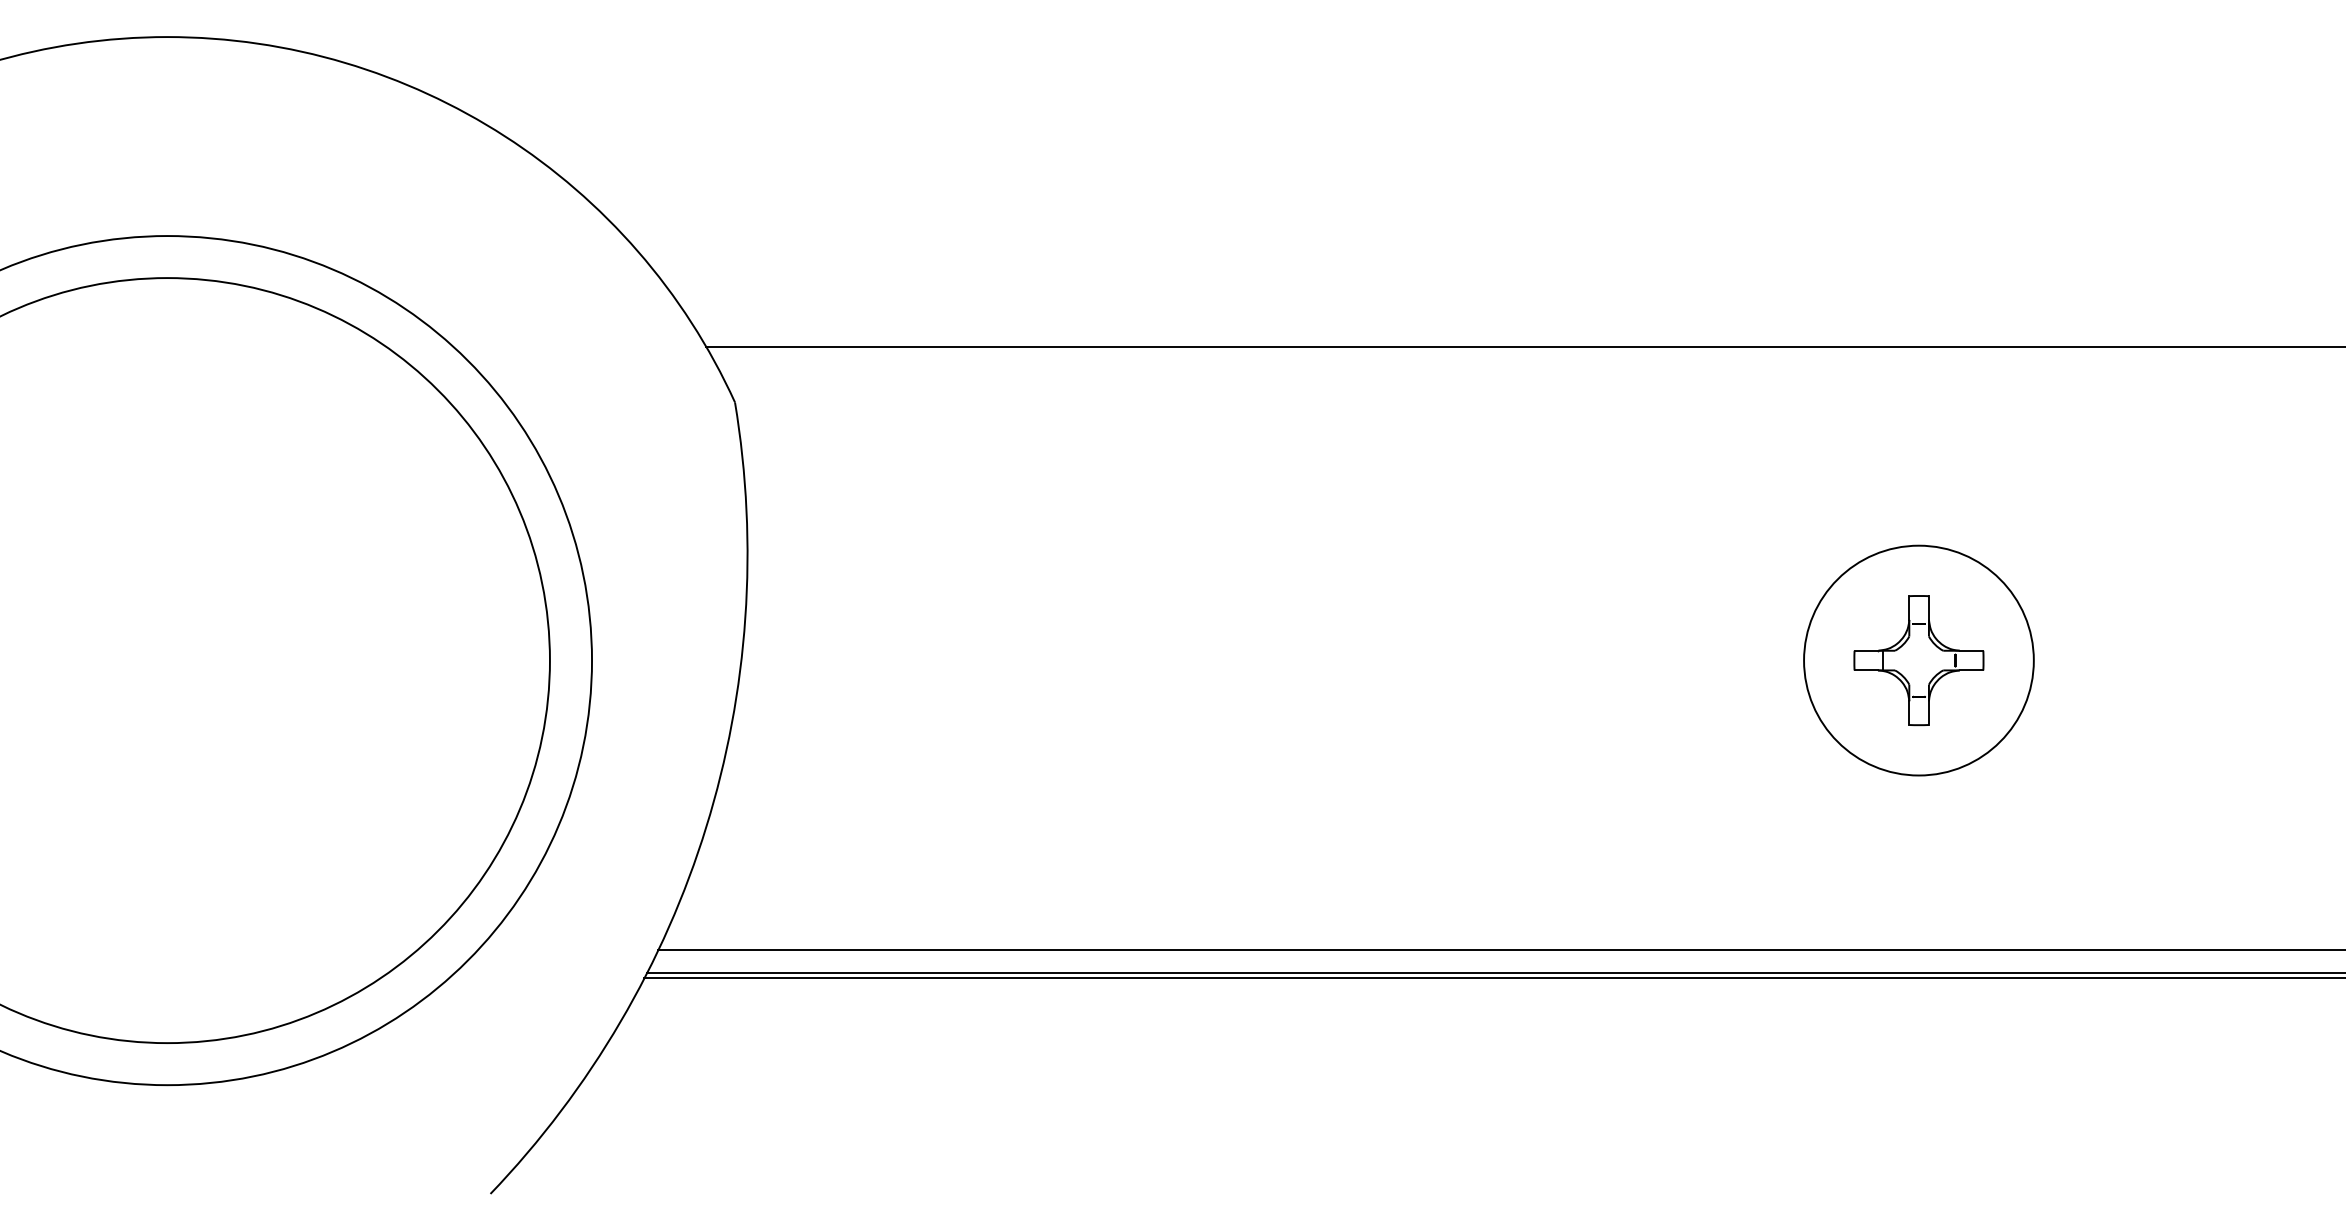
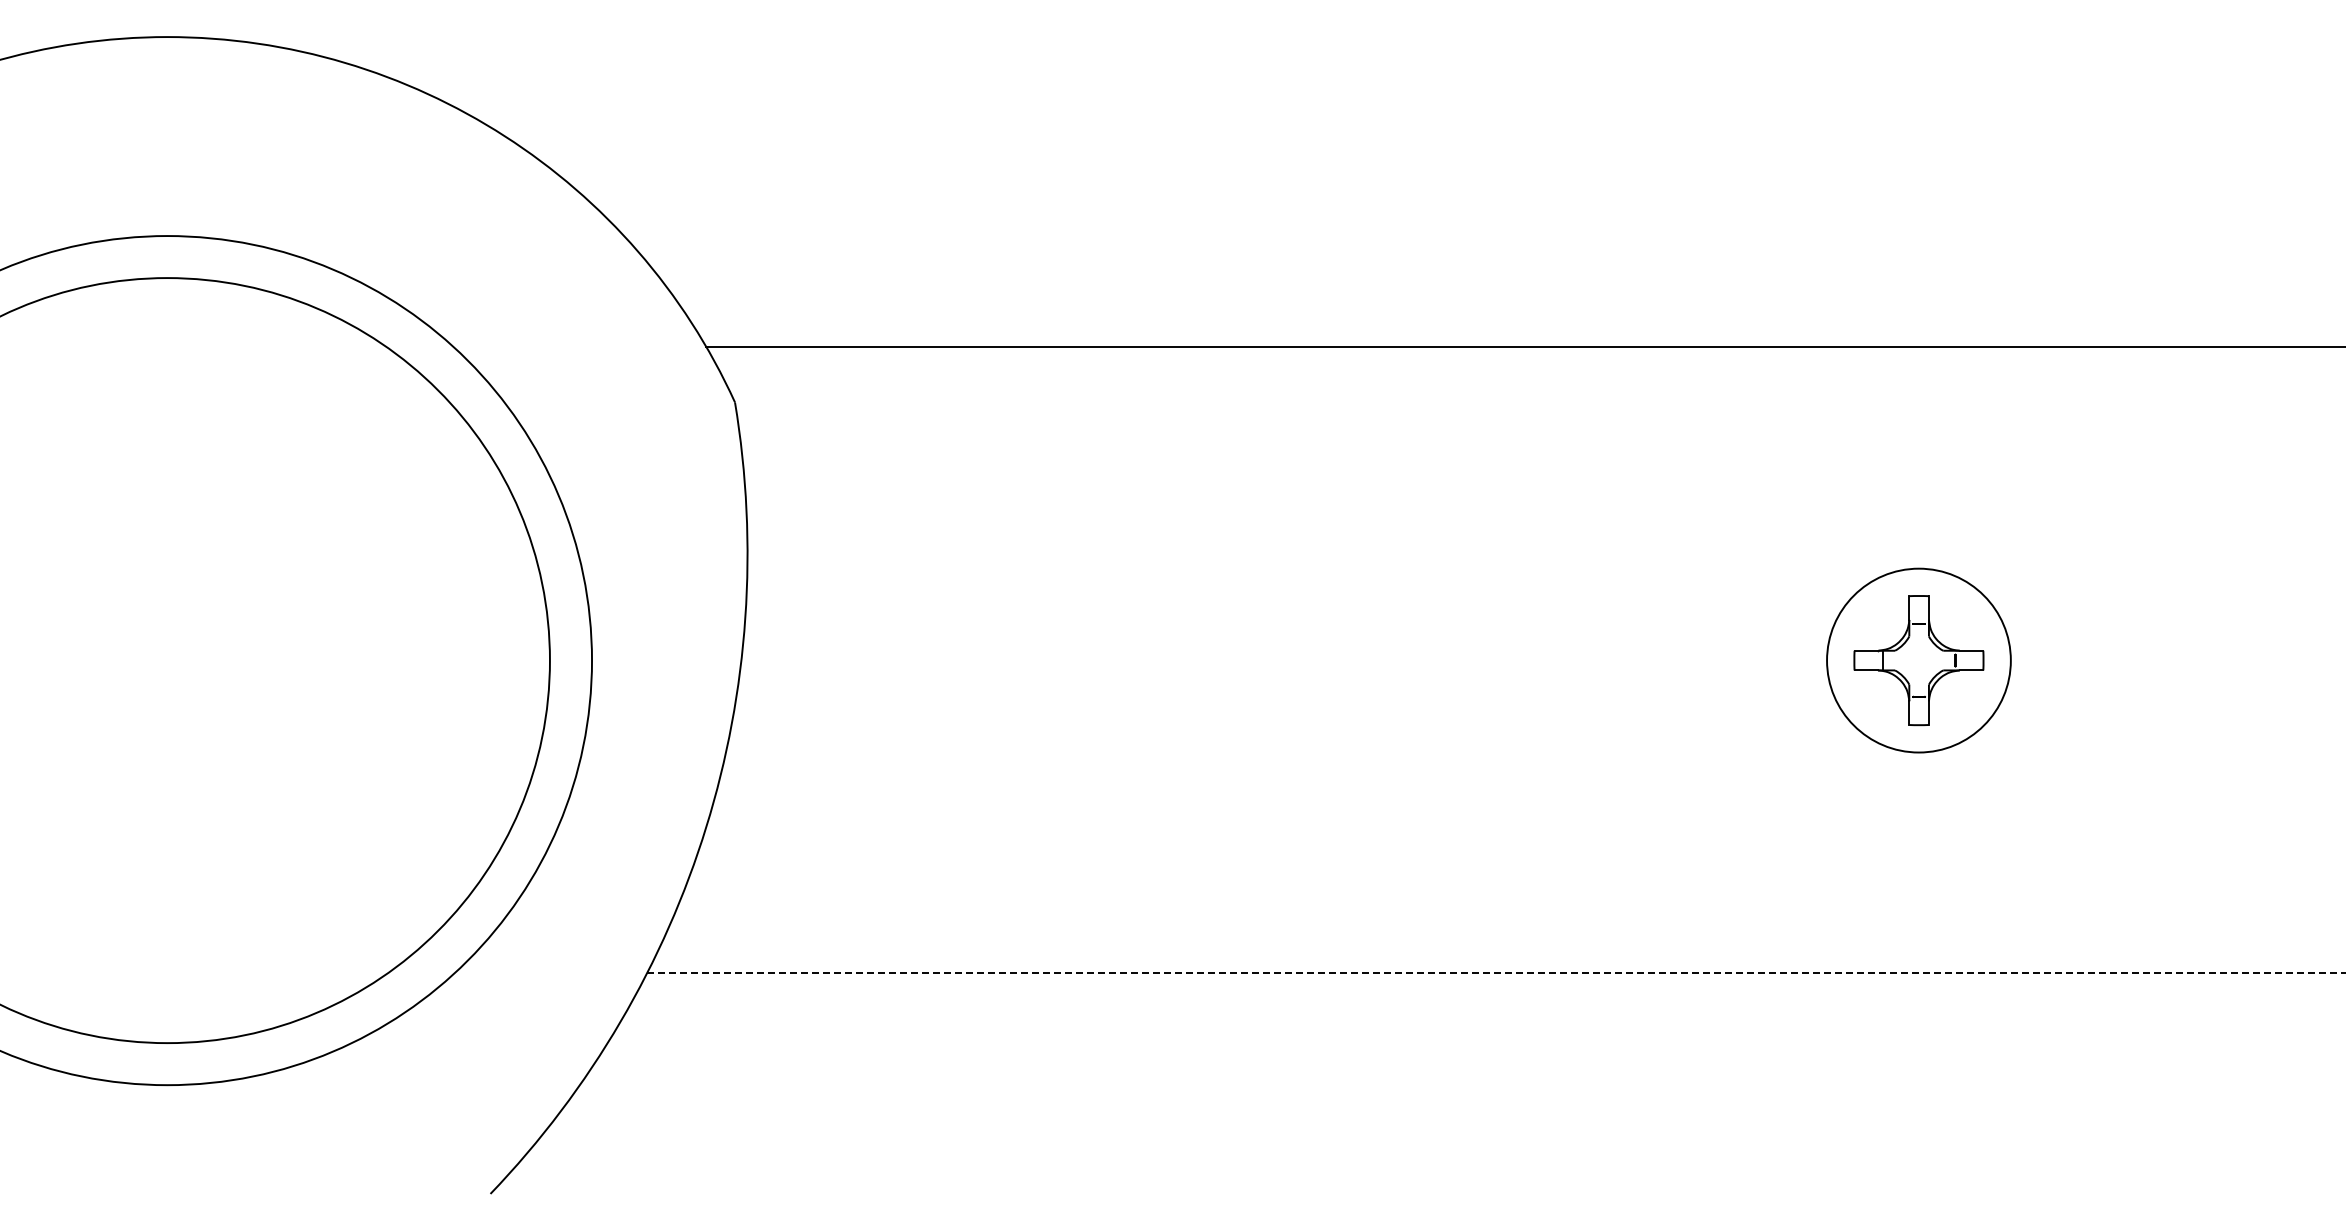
circle diameter: 230 px -> 184 px (1918, 660)
line: present -> none (1500, 950)
line: solid -> dashed (1497, 972)
line: present -> none (1493, 978)
